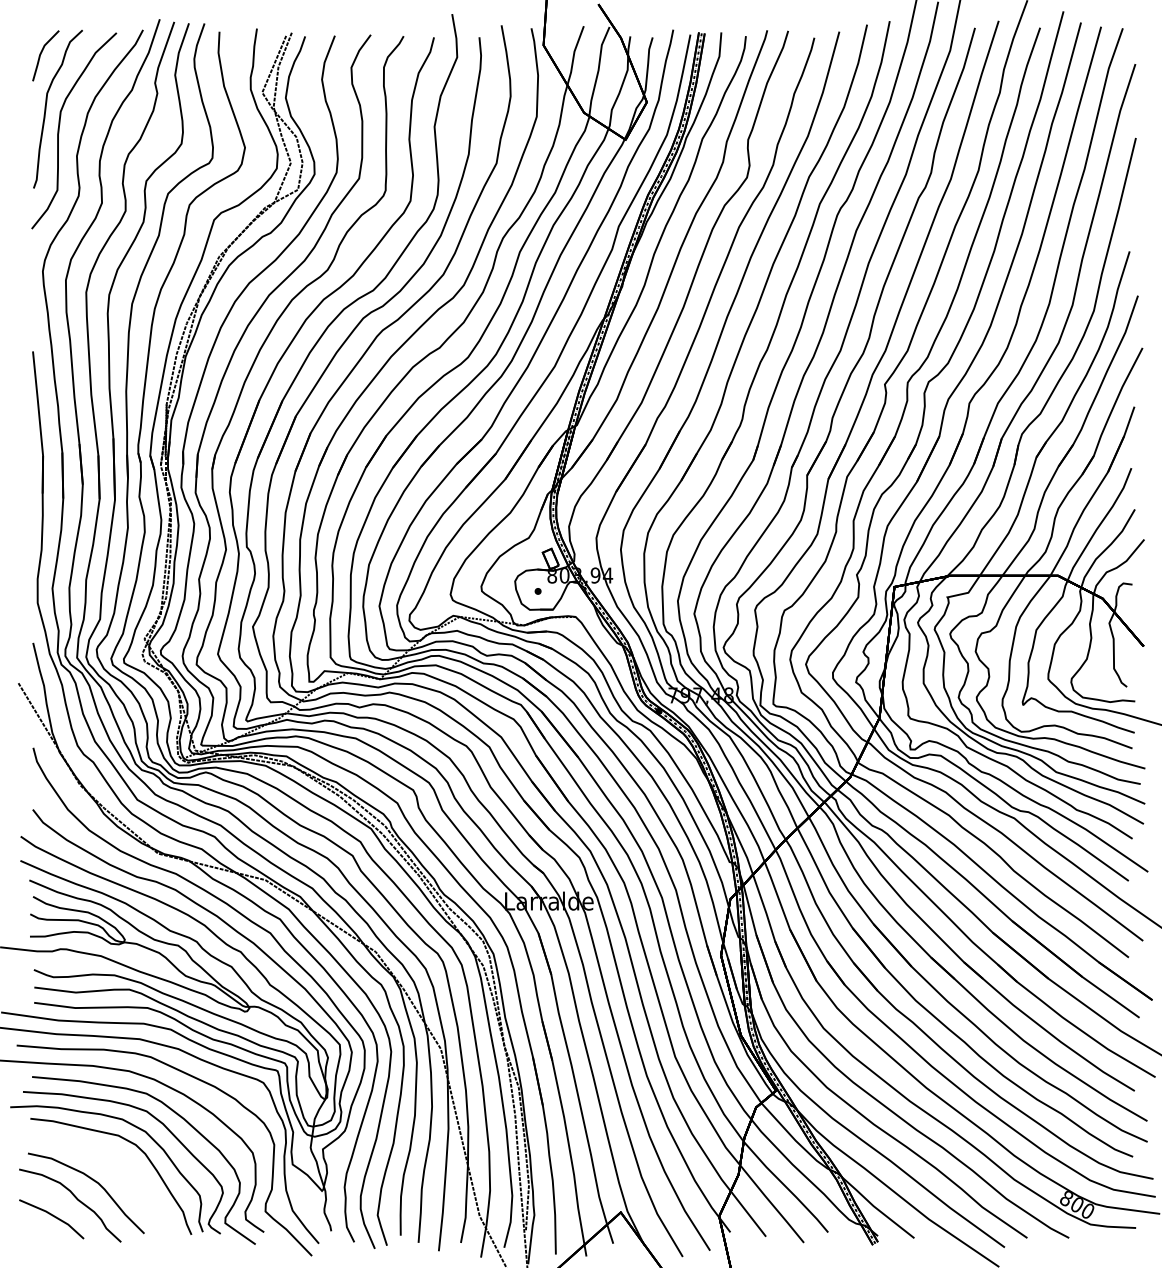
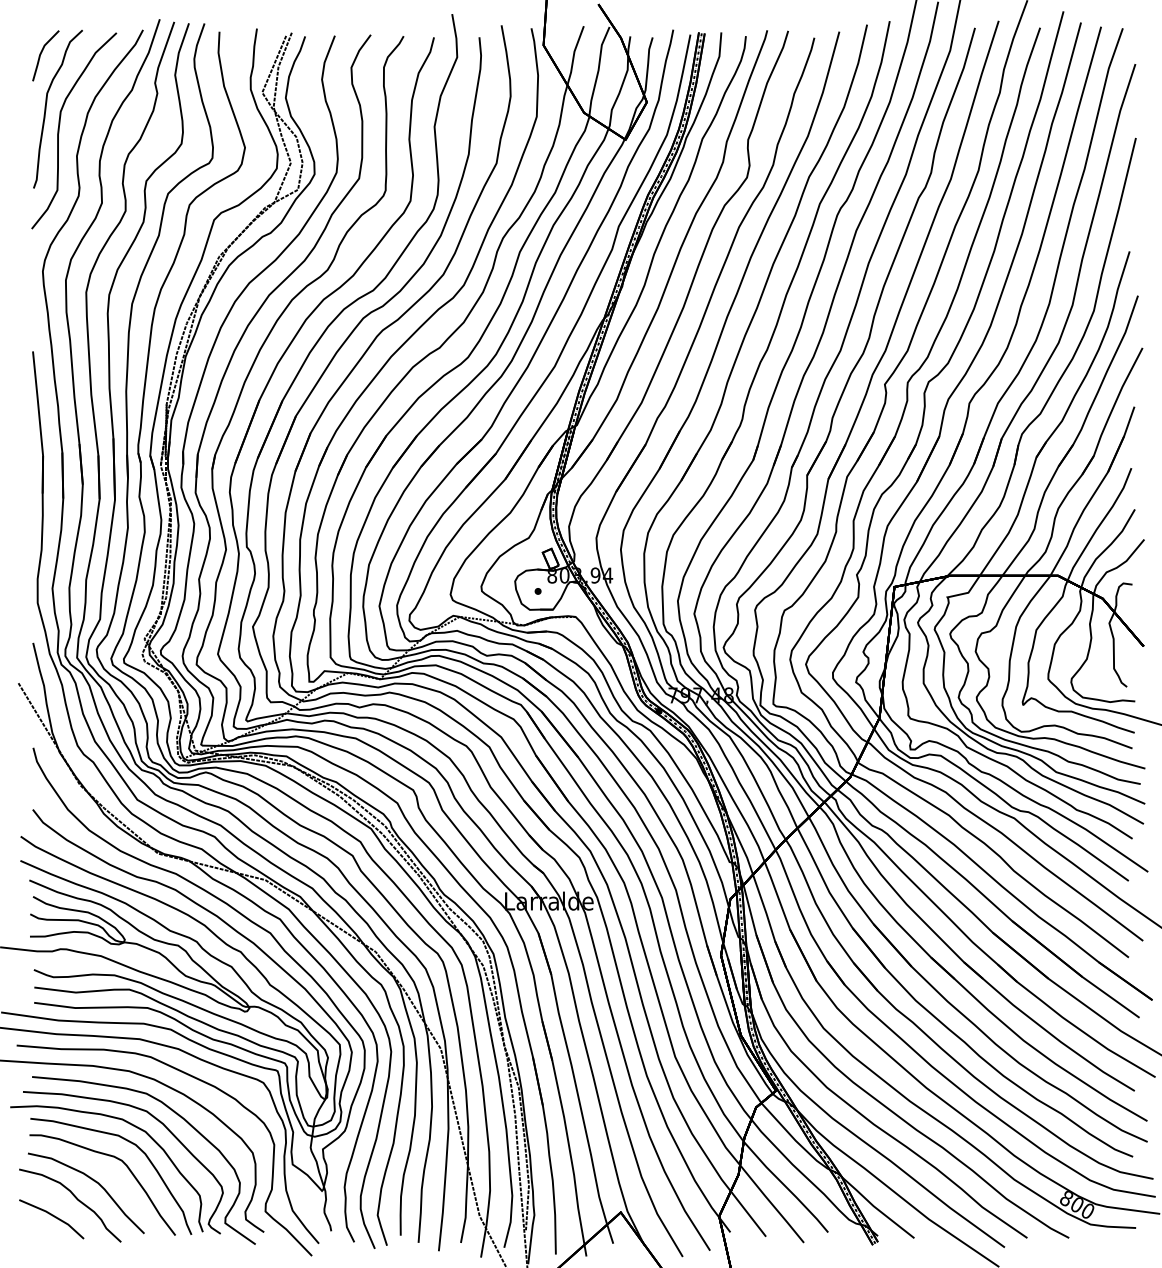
curve: none -> present (112, 1157)
